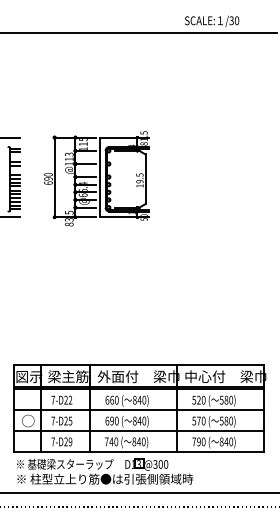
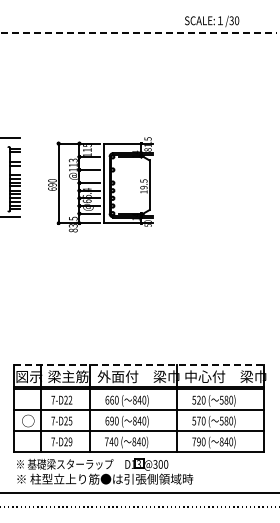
line: solid -> dashed (139, 32)
part position: (96, 178) -> (100, 184) (100, 184)
line: solid -> dashed (139, 364)
